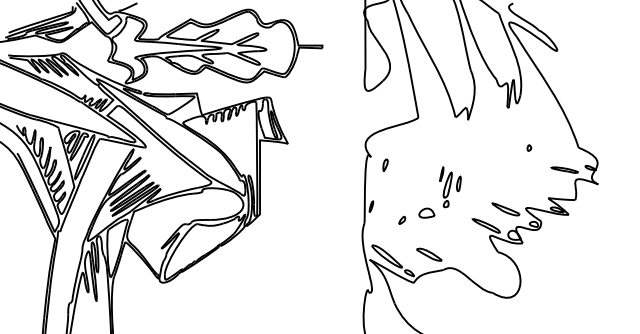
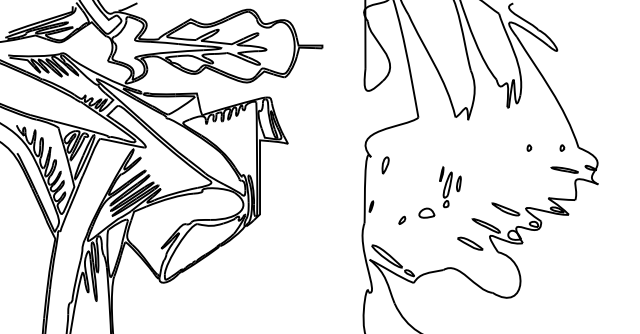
part: none -> present (562, 147)
part size: 7x14 px -> 9x19 px (385, 165)
part position: (429, 254) -> (470, 243) (470, 243)
